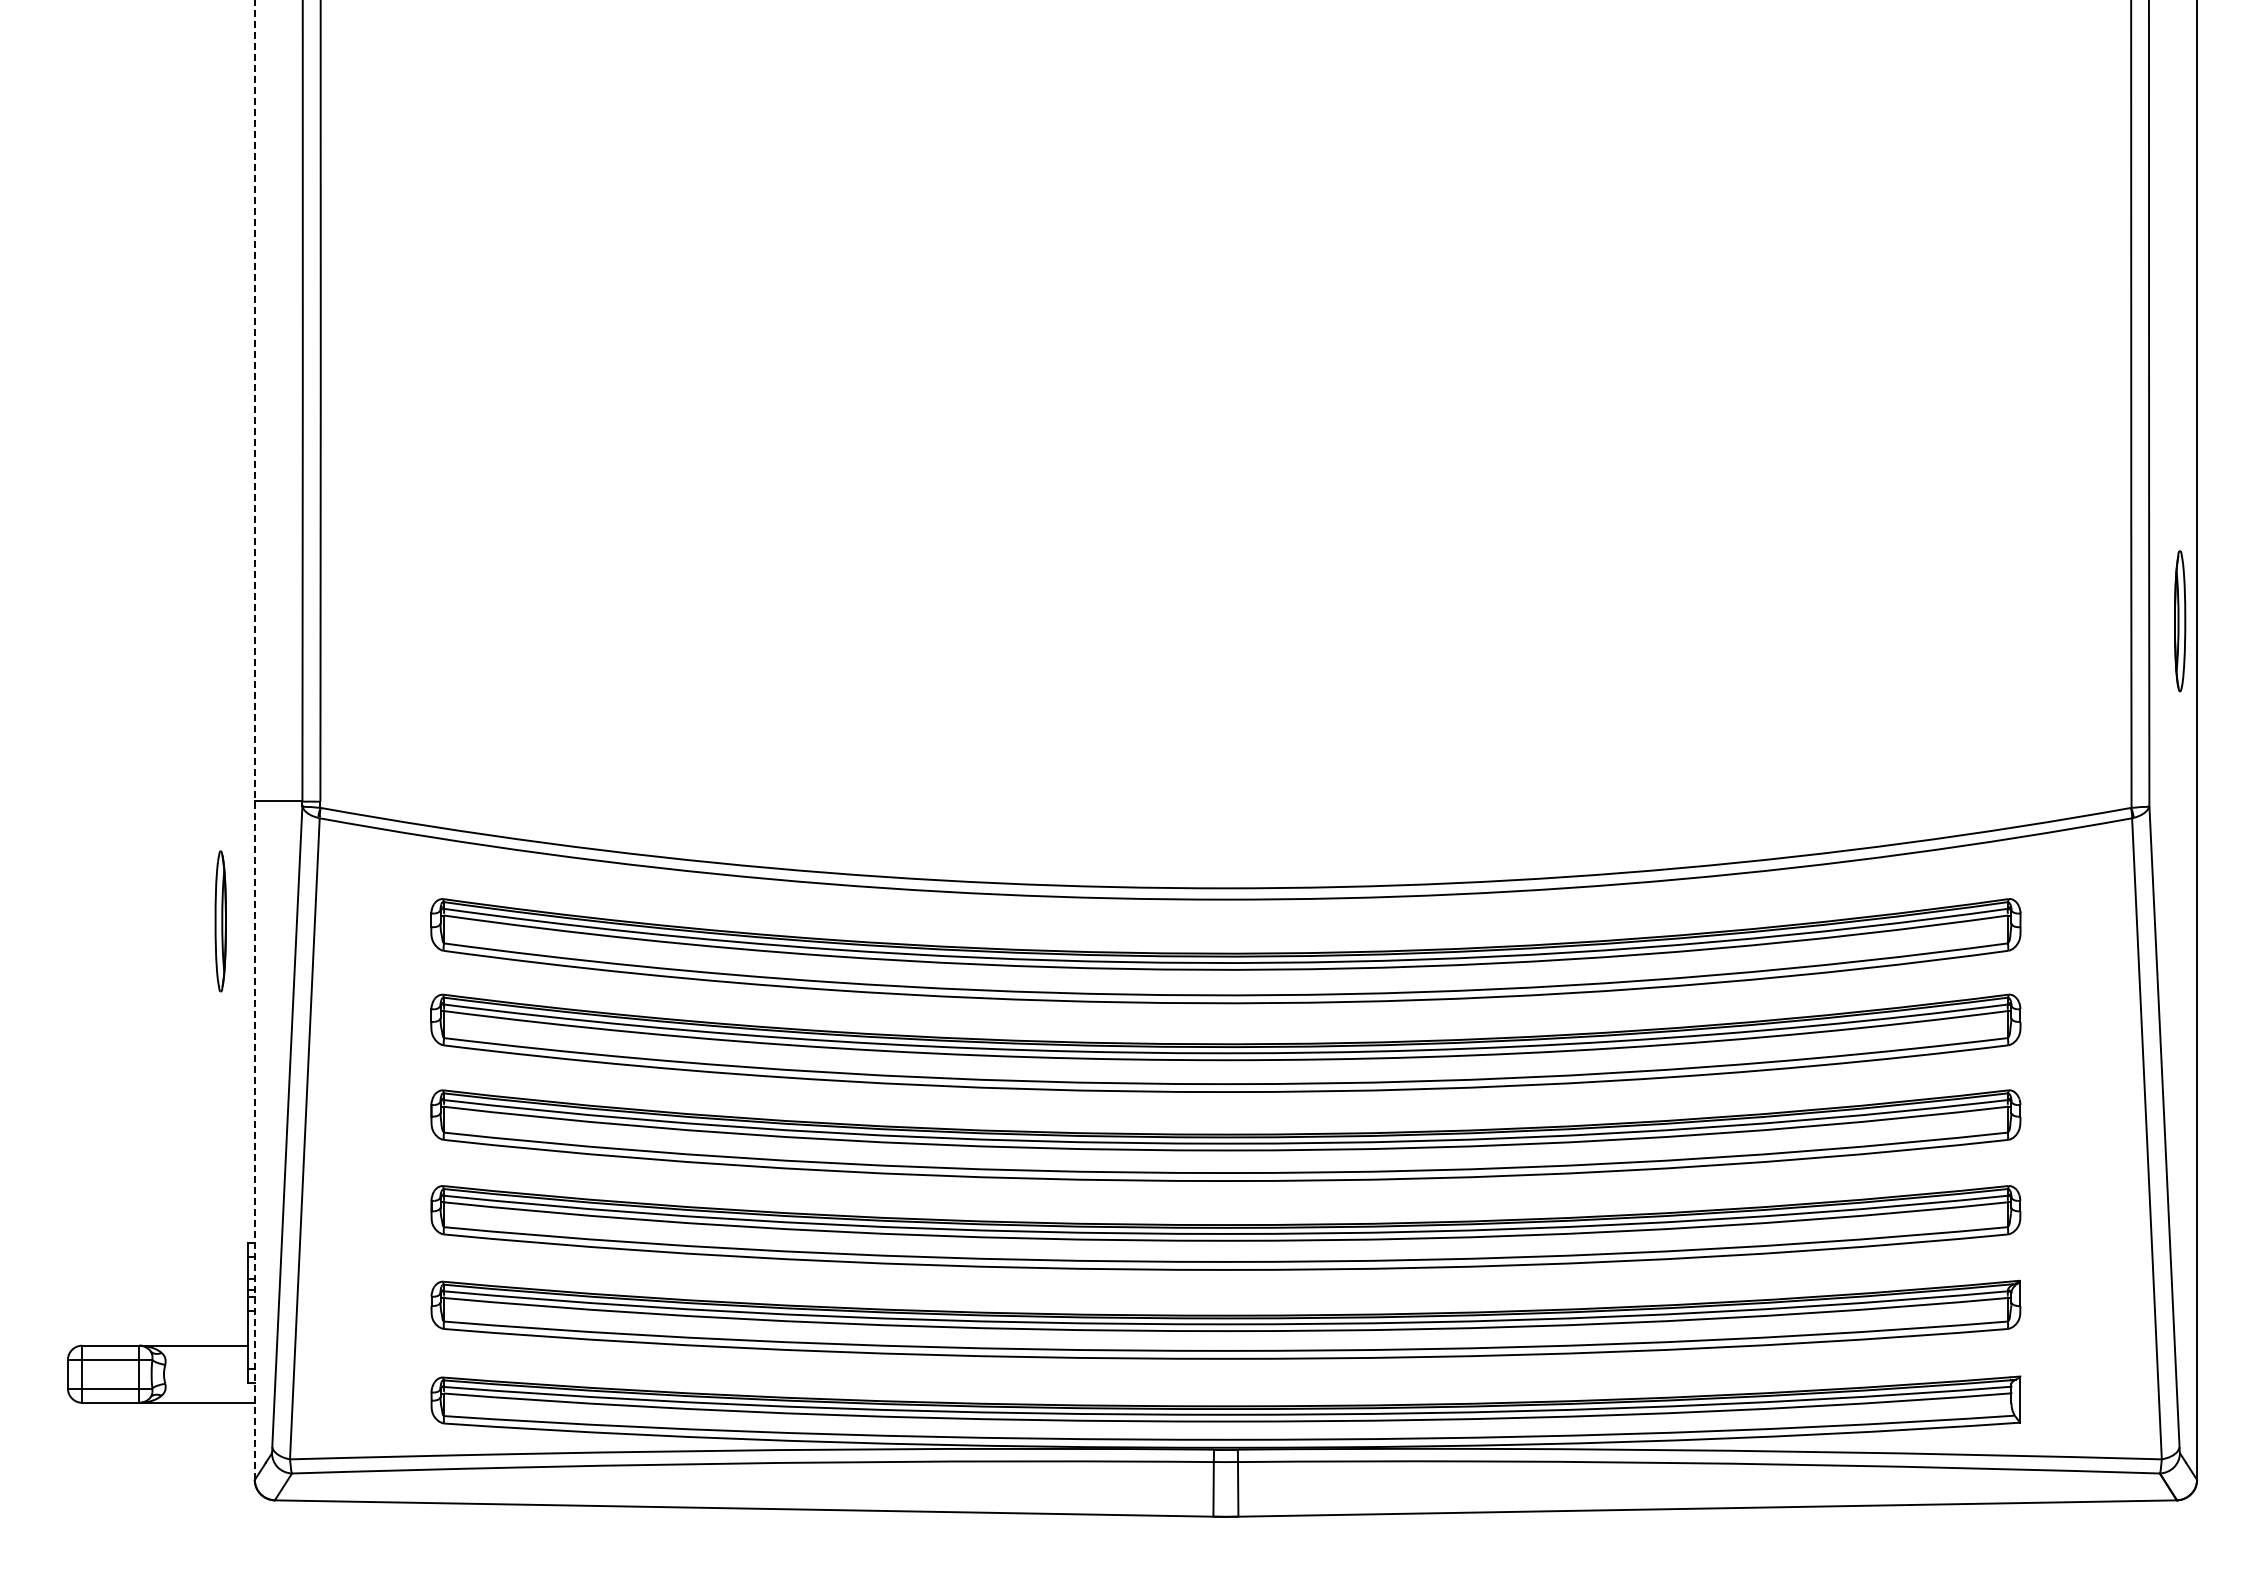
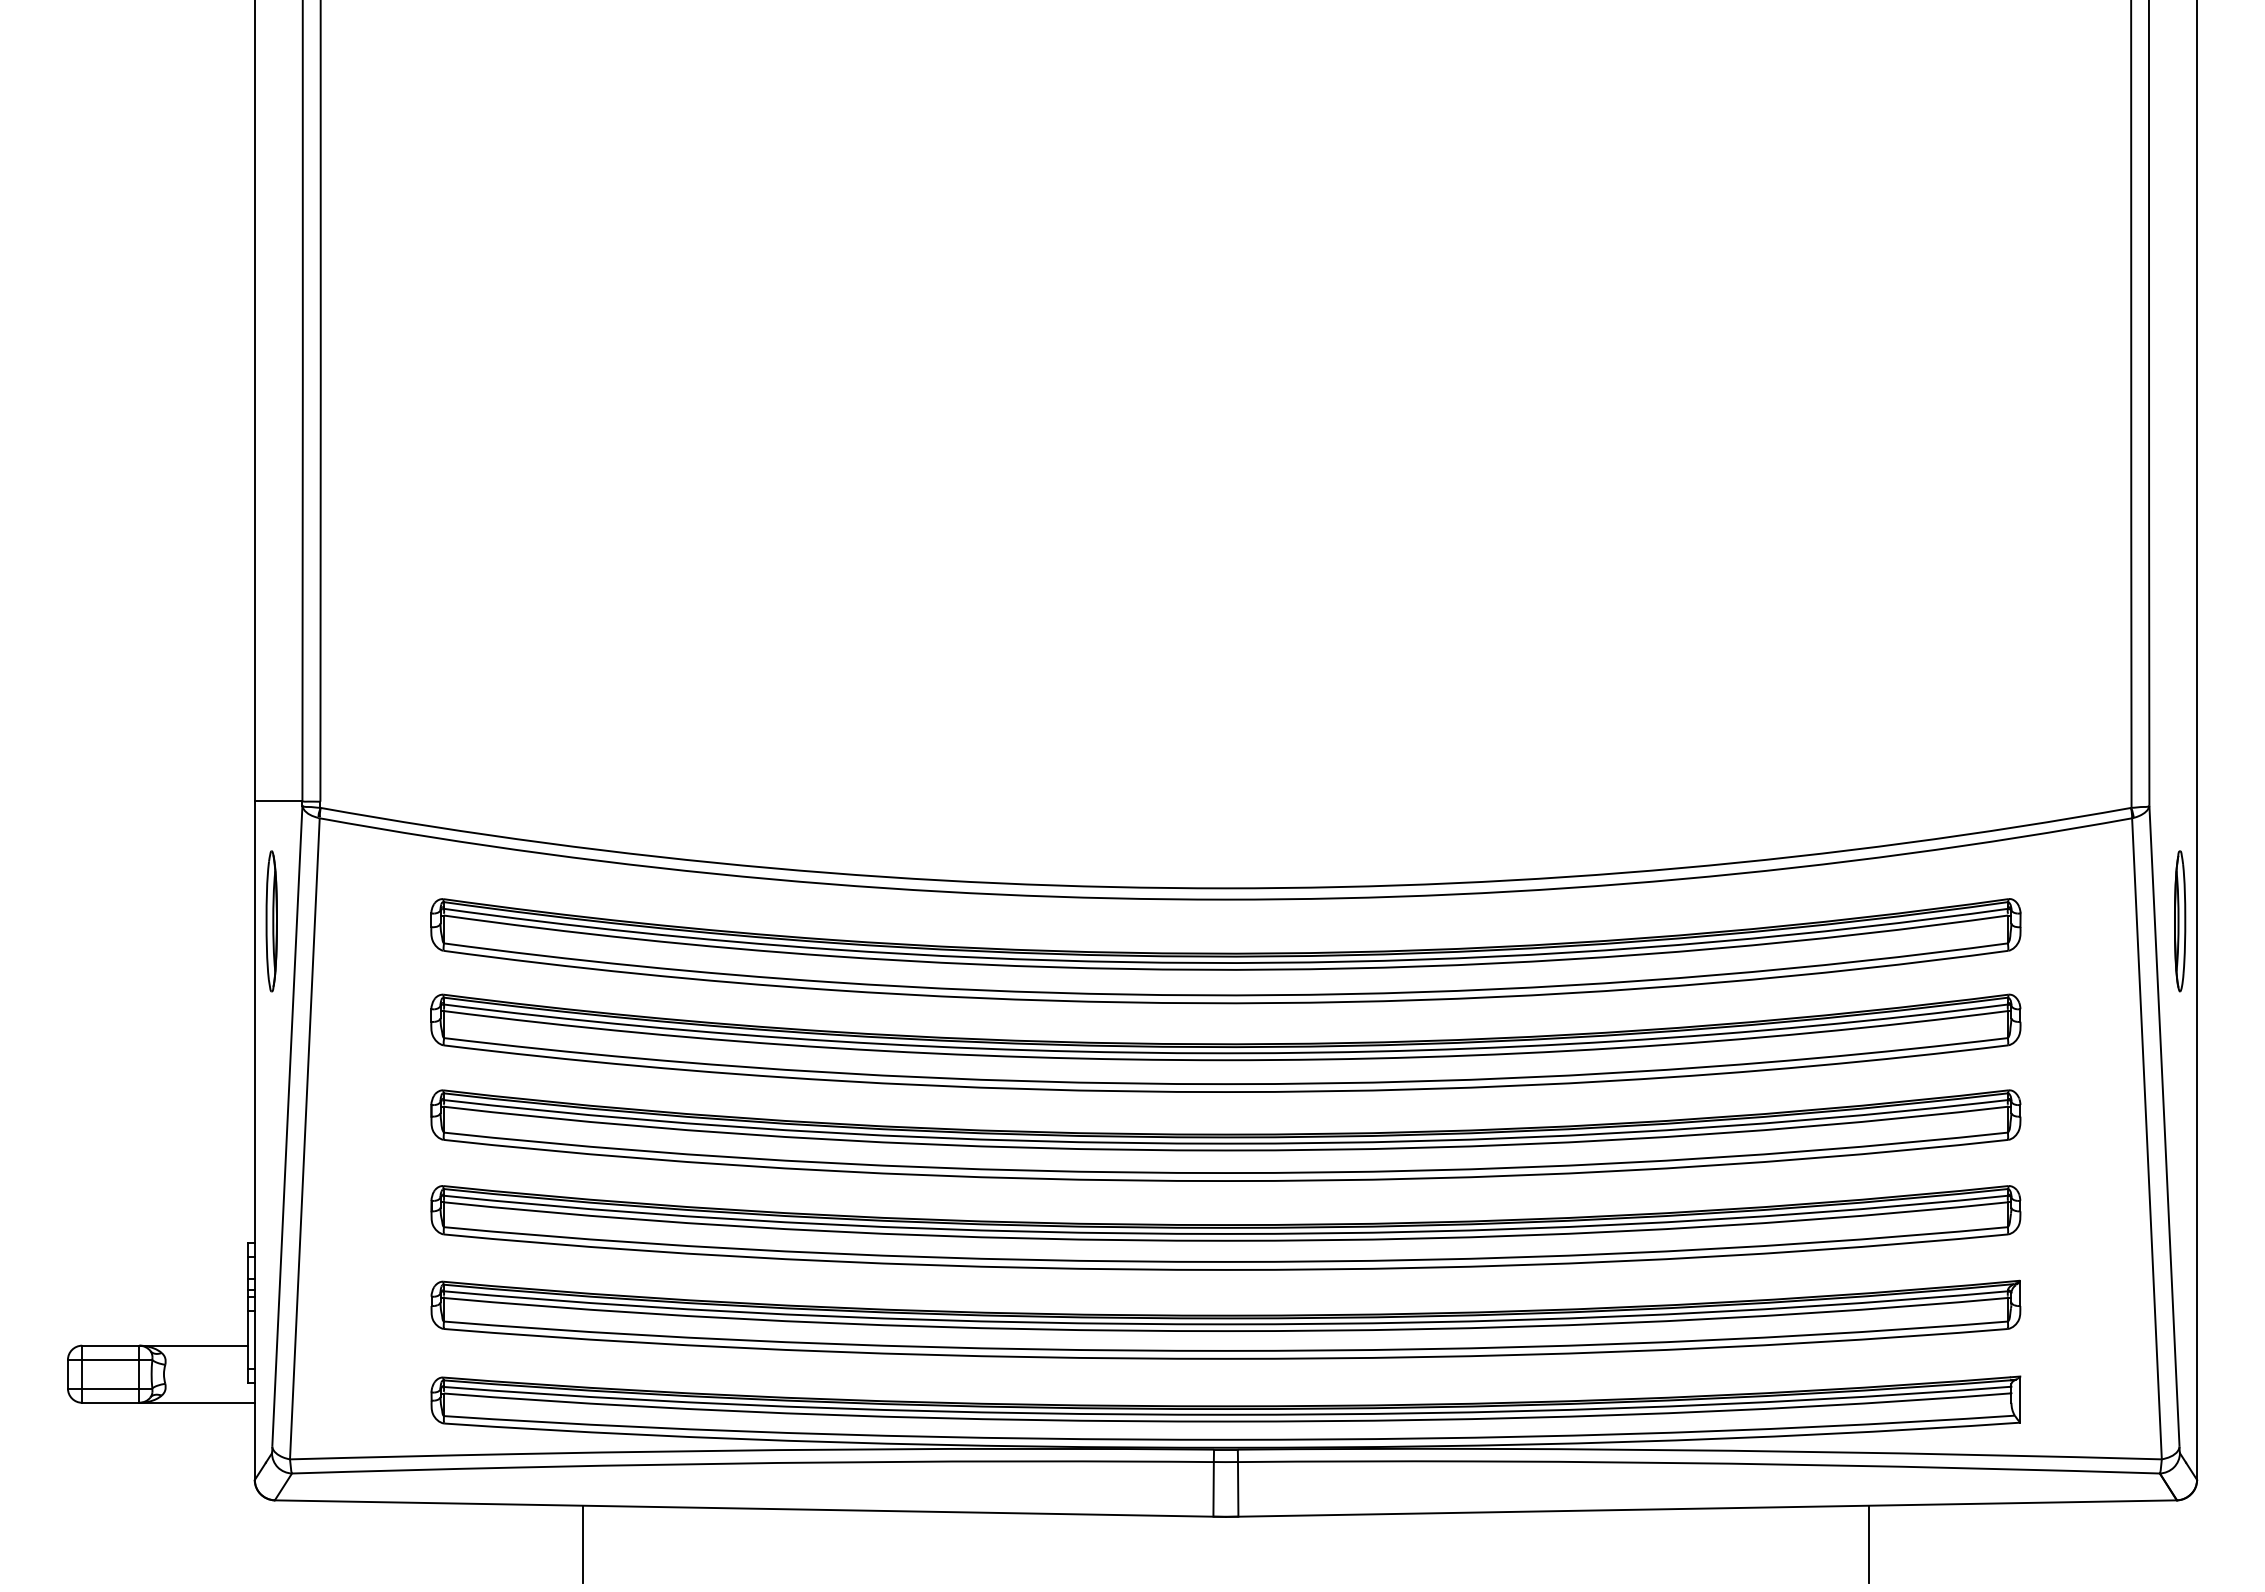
part position: (2180, 621) -> (2180, 921) (2180, 921)
line: dashed -> solid (254, 739)
part position: (220, 921) -> (271, 921) (271, 921)
line: none -> present (583, 1543)
line: none -> present (1868, 1543)
